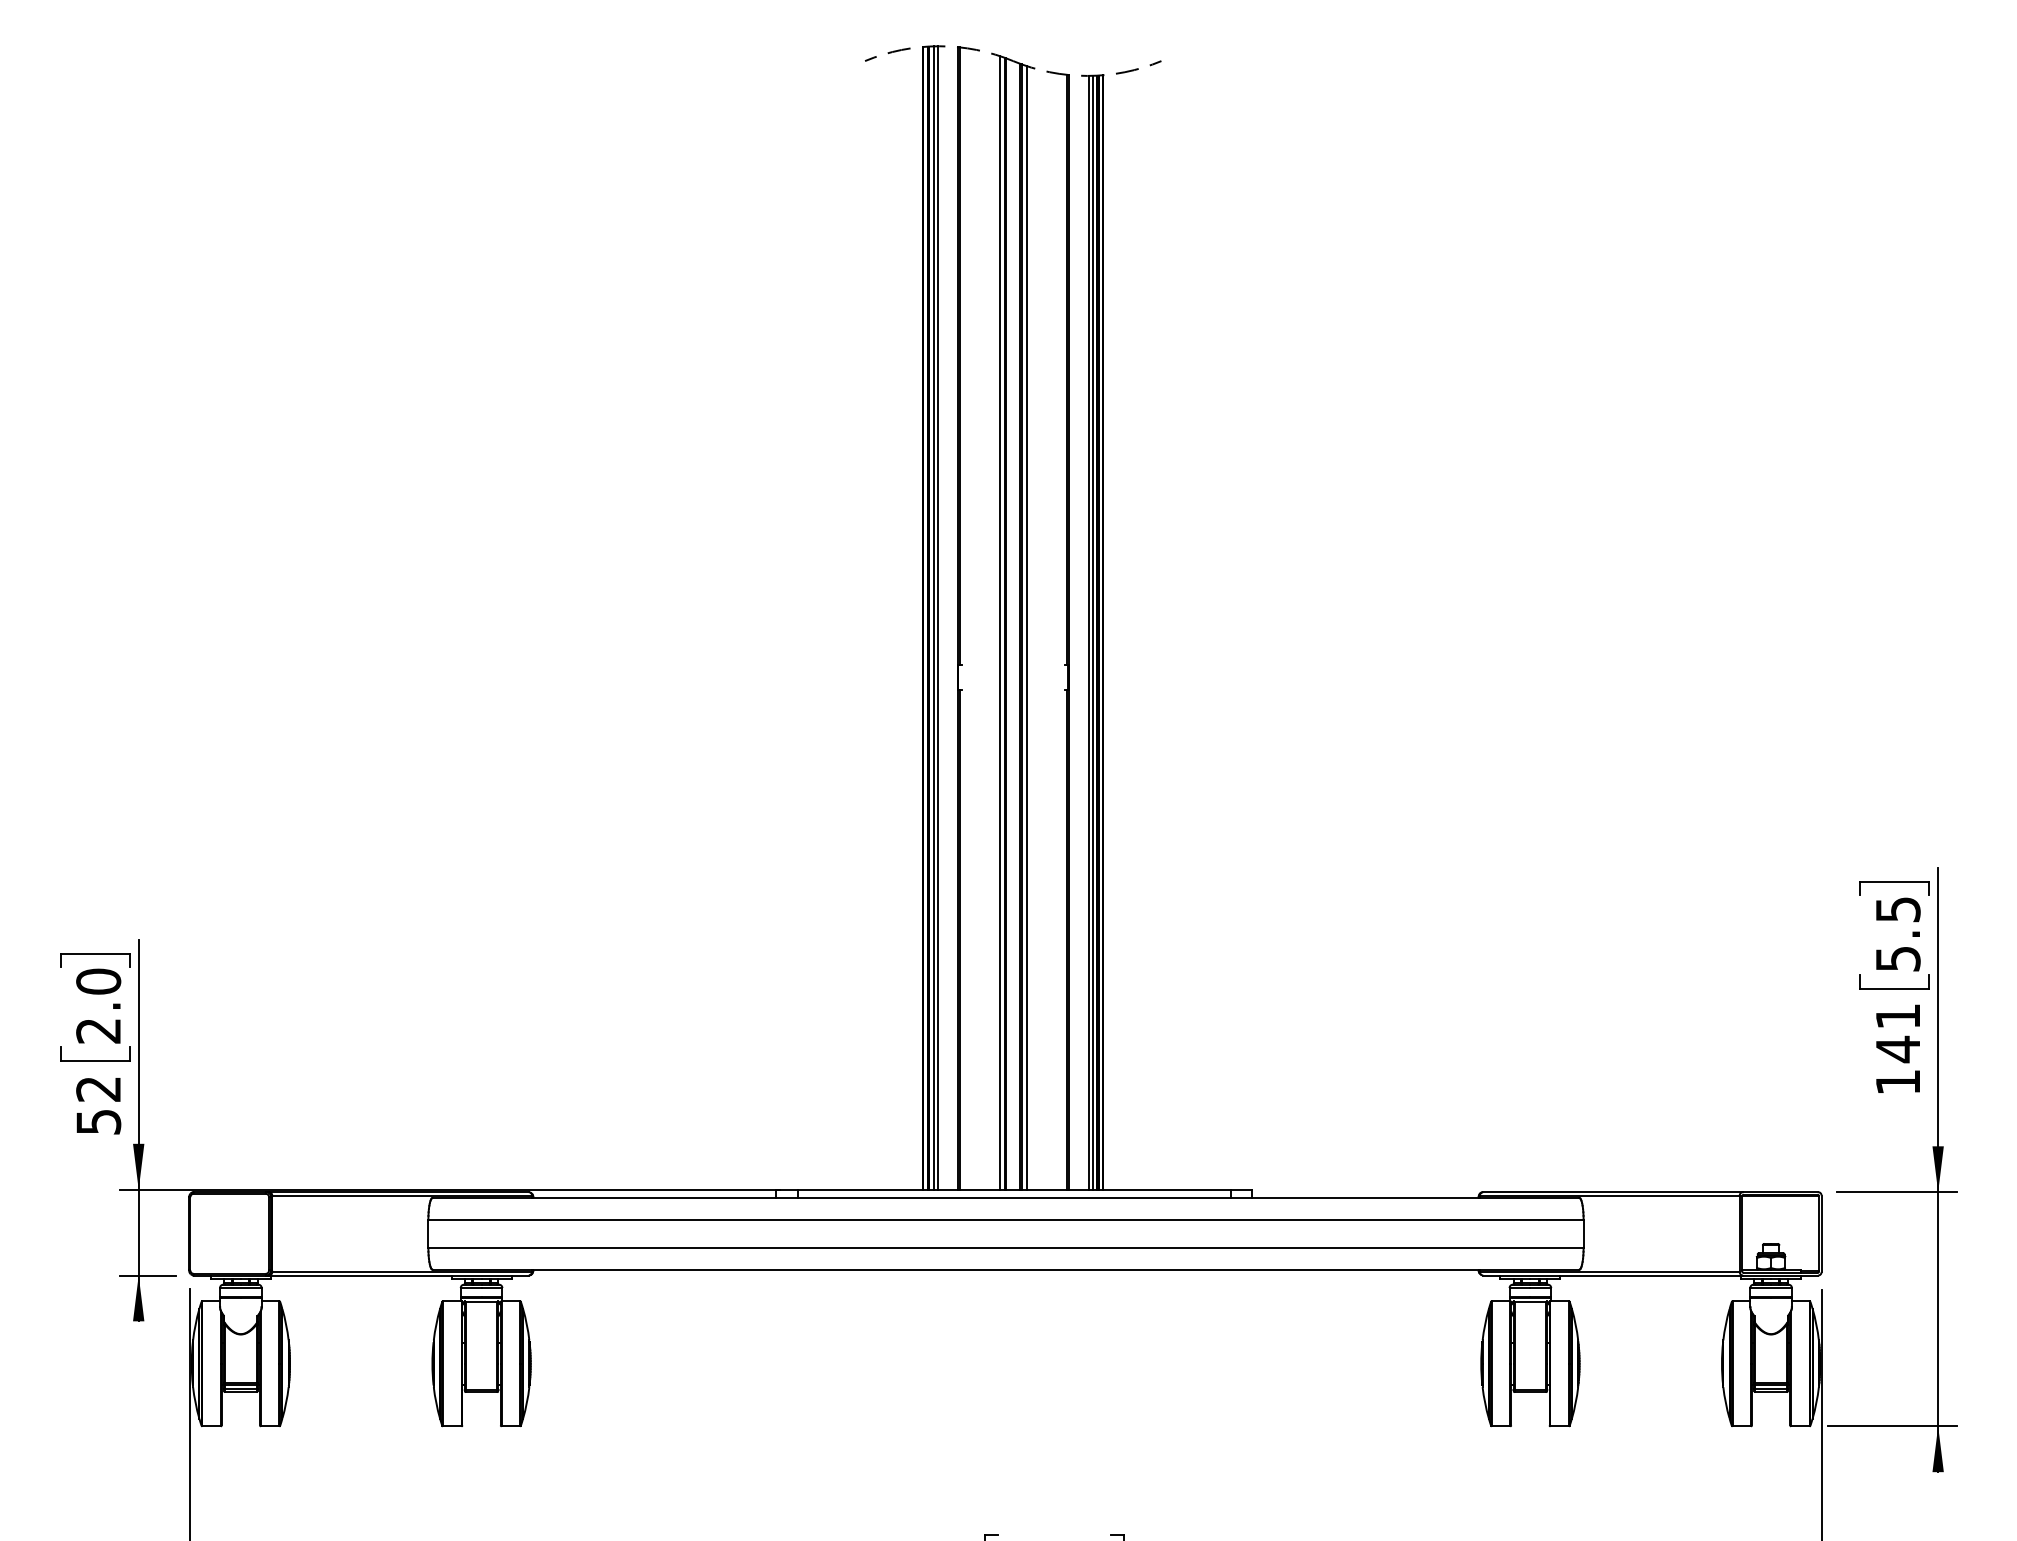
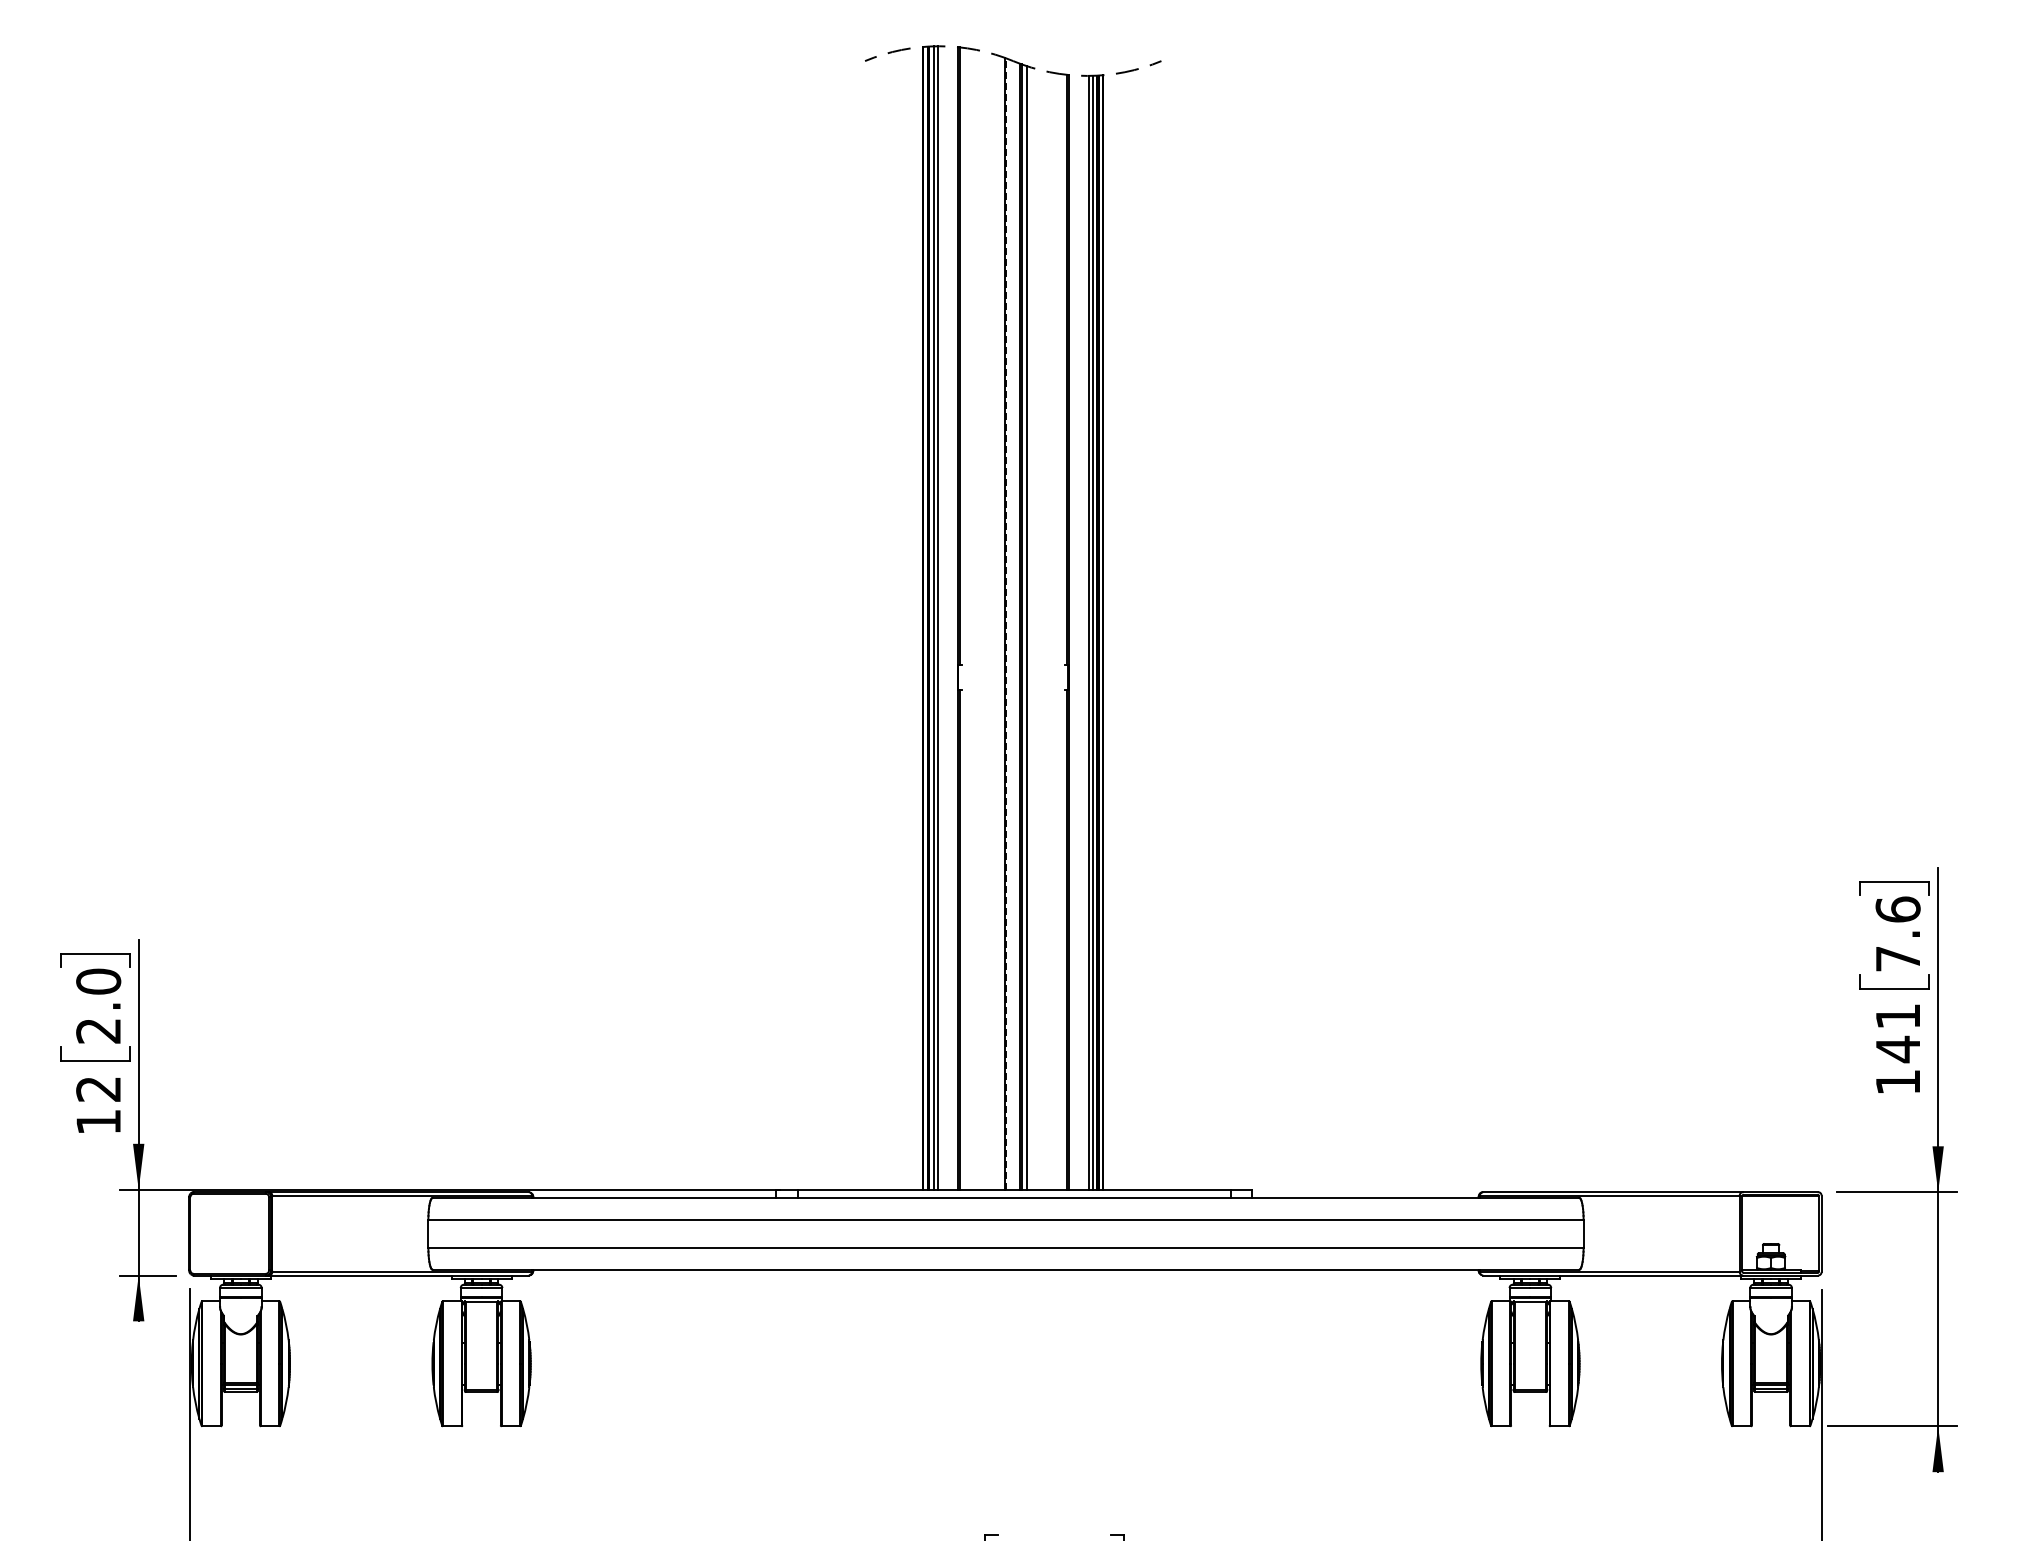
line: present -> none (999, 622)
line: solid -> dashed (1006, 624)
text: 5.5 -> 7.6 (1897, 933)
text: 52 -> 12 (98, 1122)
